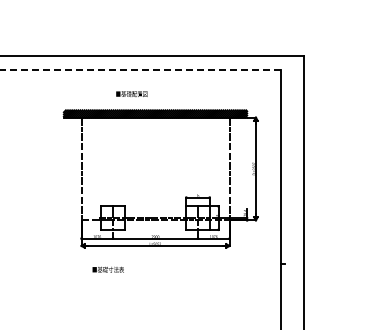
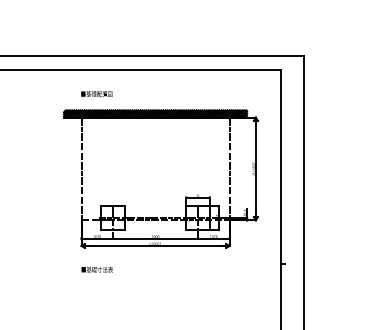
line: dashed -> solid (140, 70)
text position: (131, 93) -> (96, 93) (96, 93)
text position: (107, 269) -> (96, 269) (96, 269)
